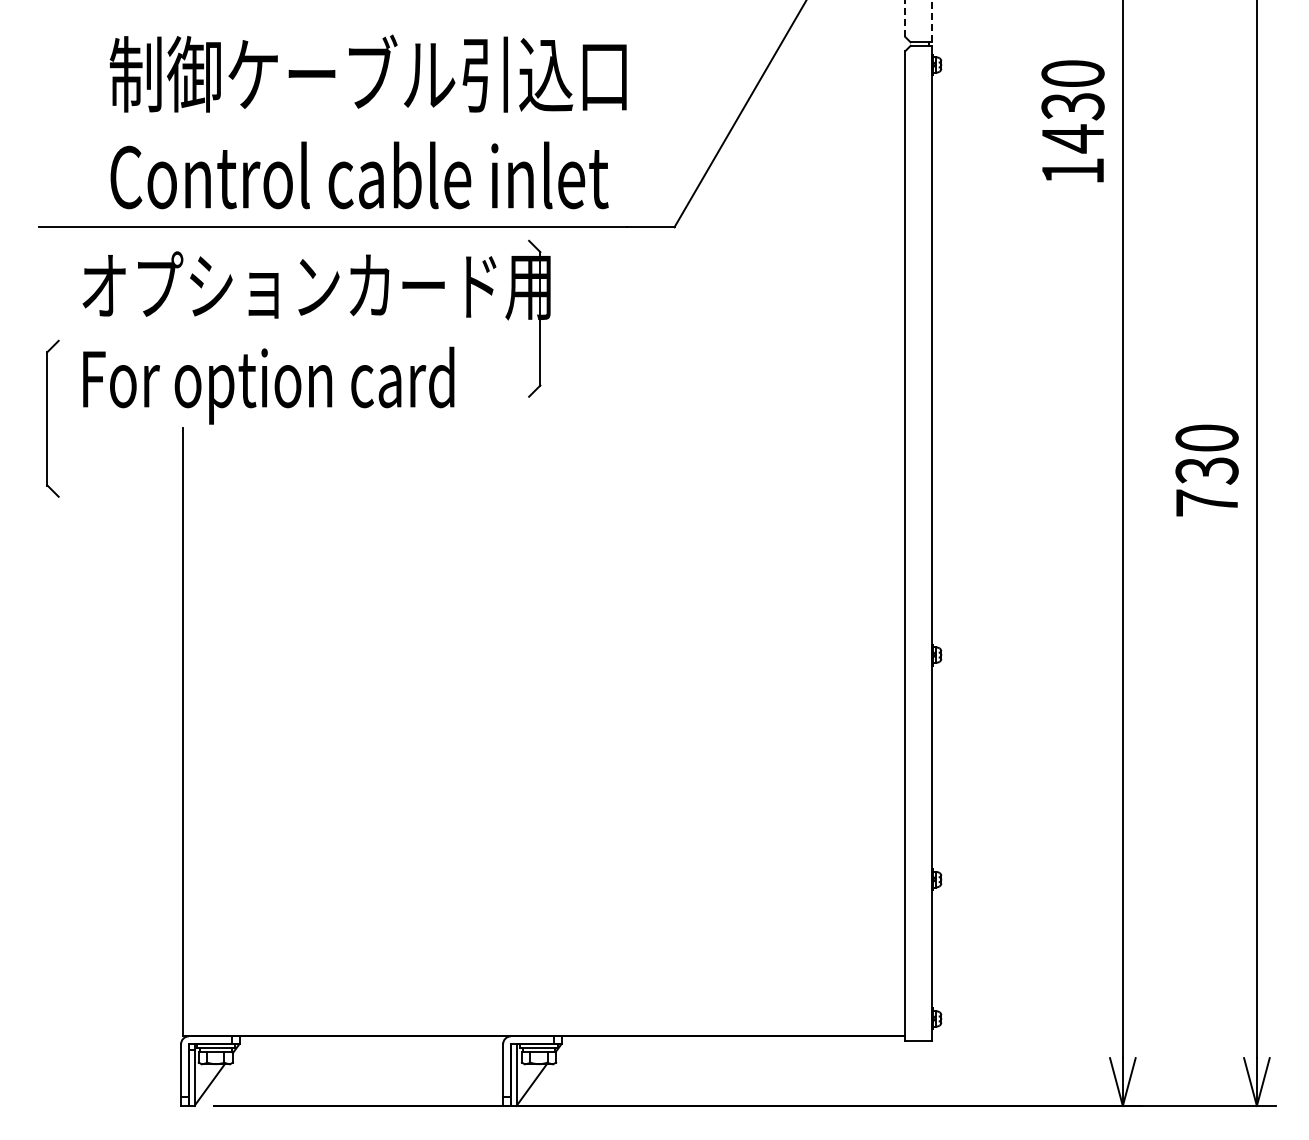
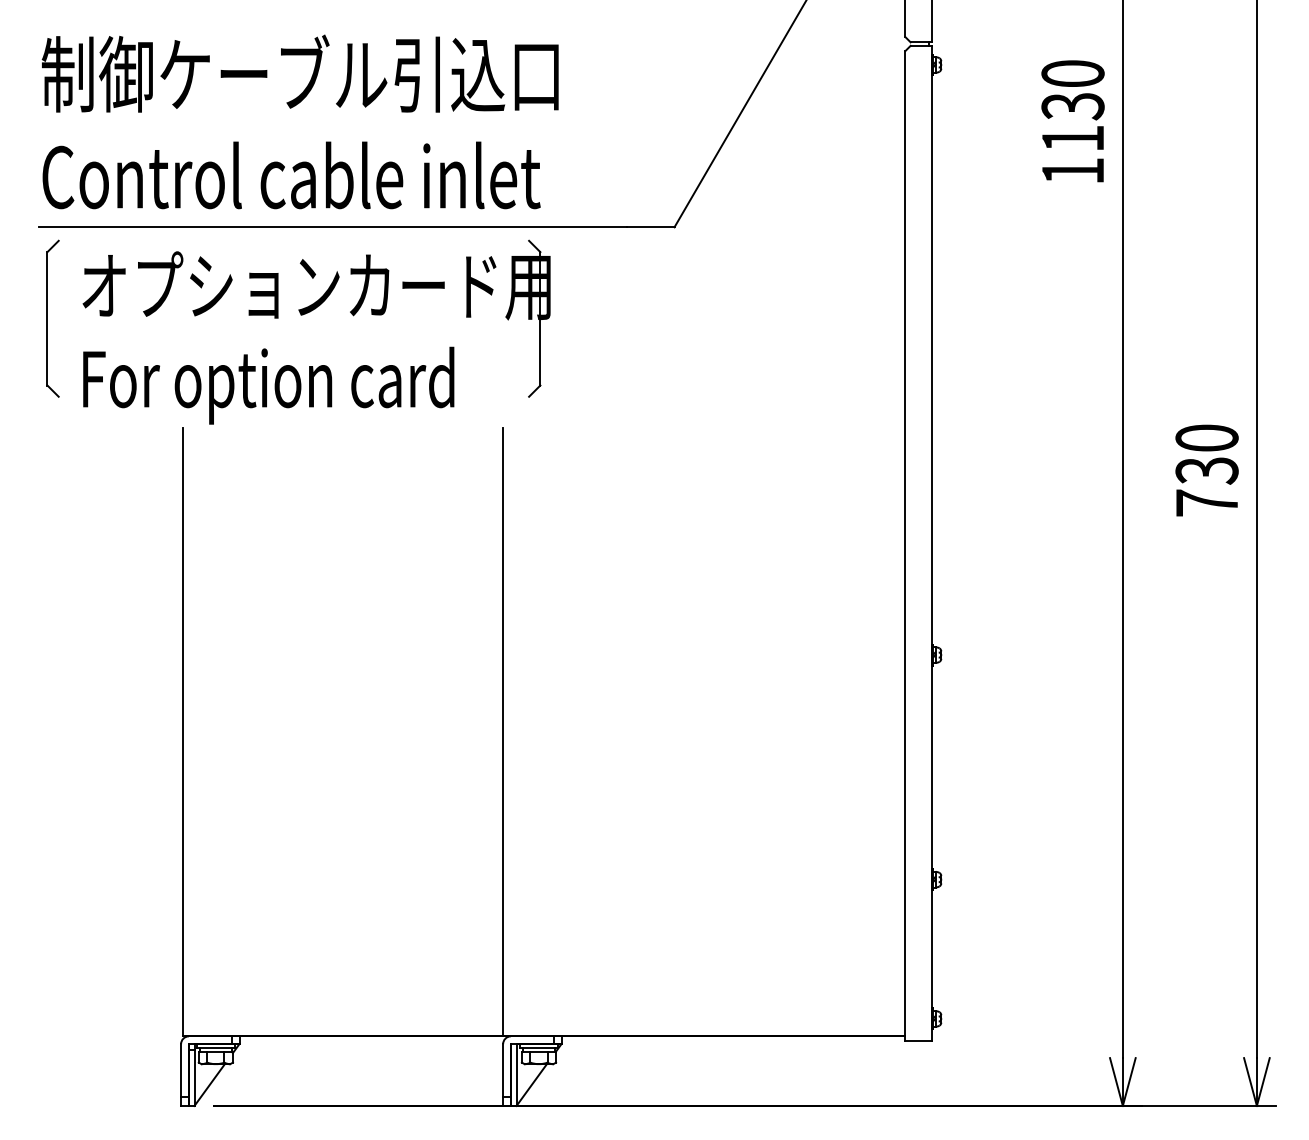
line: dashed -> solid (905, 18)
line: dashed -> solid (931, 21)
text position: (367, 121) -> (299, 121) (299, 121)
text: 1430 -> 1130 (1072, 138)
part position: (52, 418) -> (52, 318) (52, 318)
line: none -> present (503, 732)
